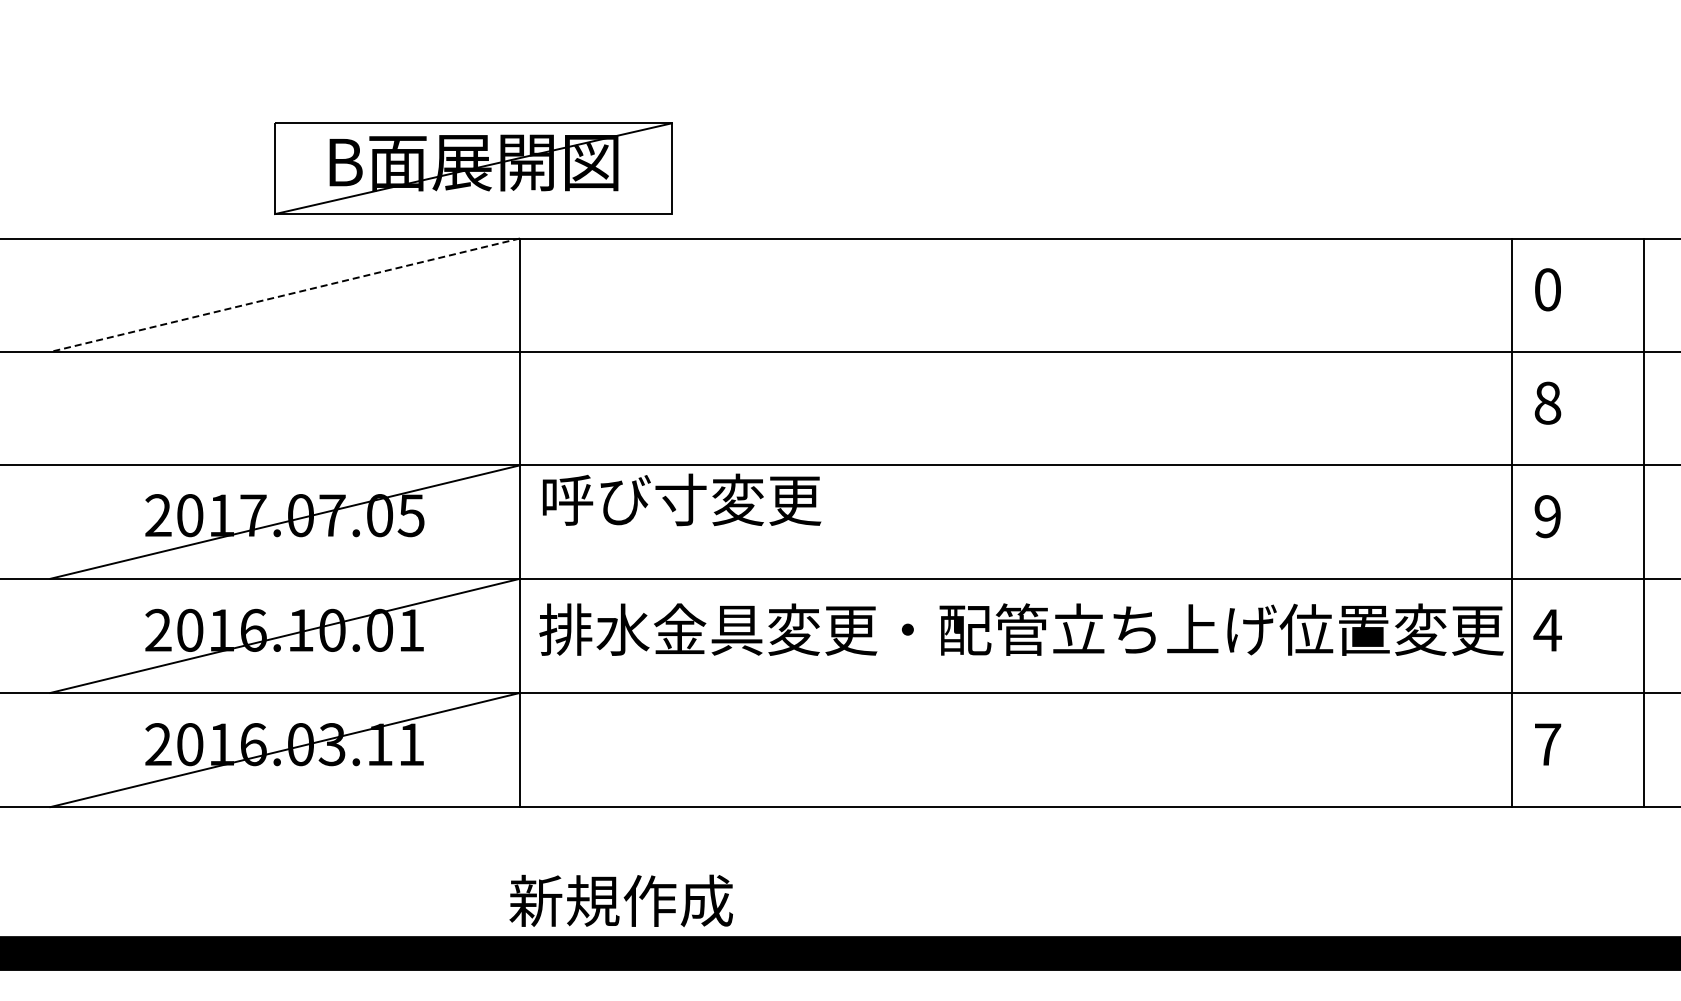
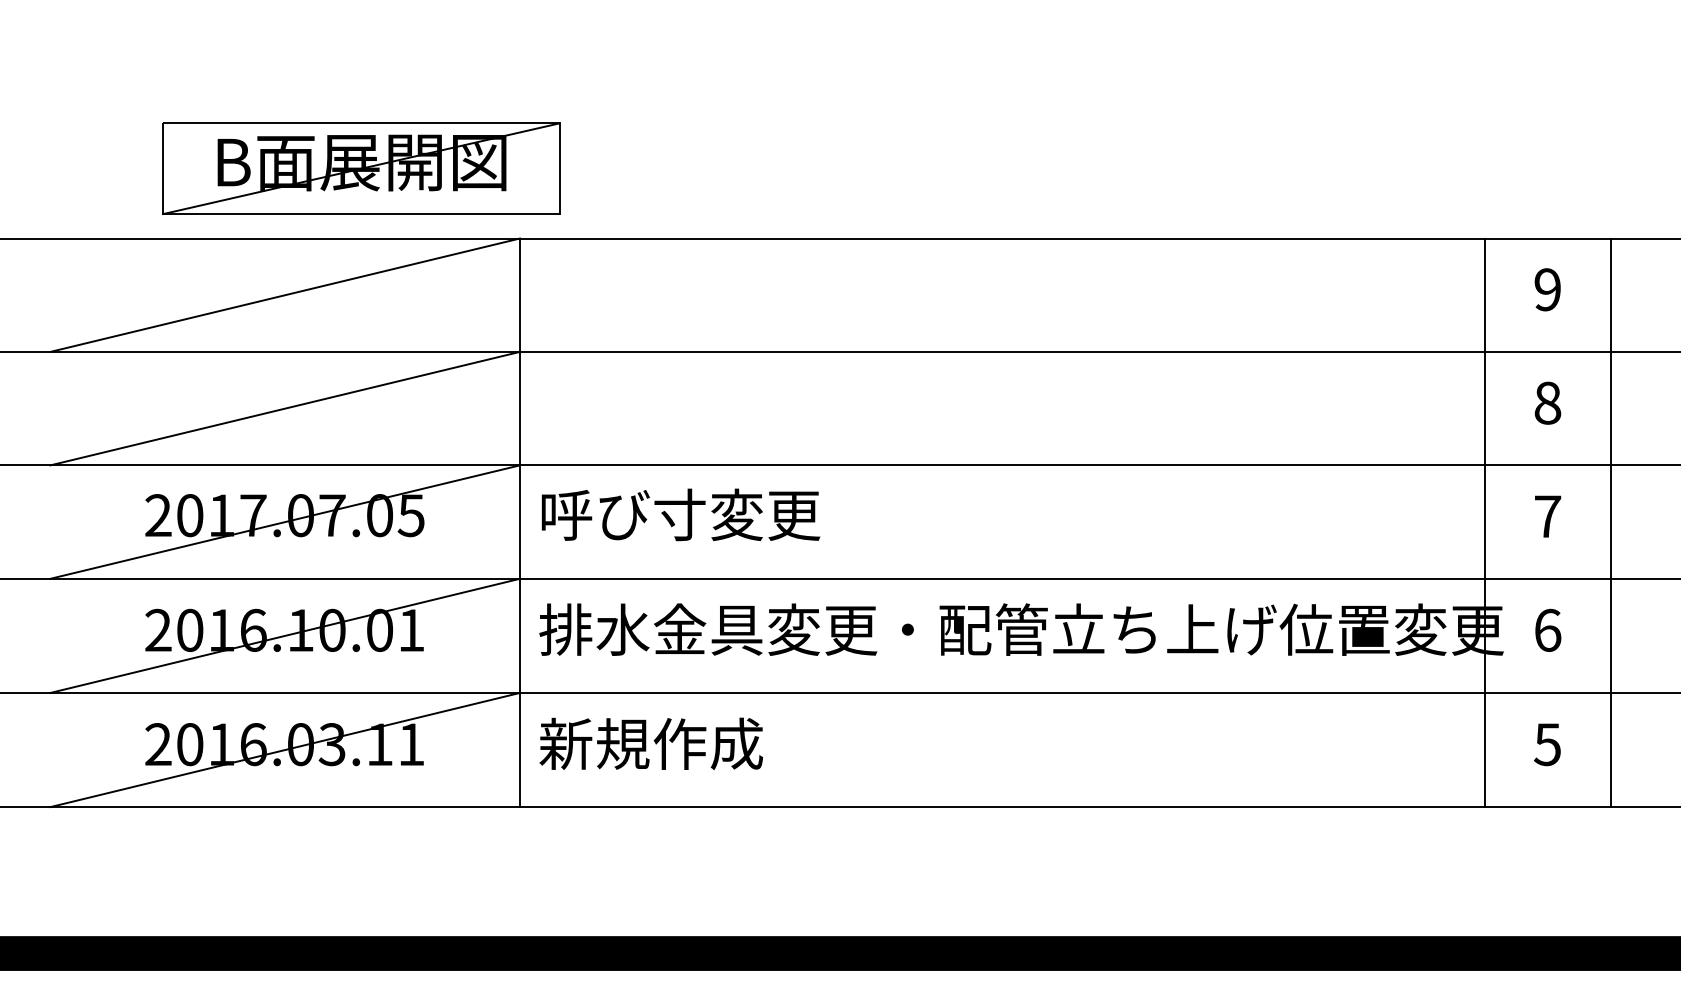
part position: (473, 168) -> (361, 168) (361, 168)
text: 0 -> 9 (1547, 289)
line: dashed -> solid (285, 295)
line: none -> present (284, 408)
text position: (681, 499) -> (680, 514) (680, 514)
text: 9 -> 7 (1547, 516)
line position: (1512, 522) -> (1485, 522) (1485, 522)
line position: (1643, 522) -> (1610, 522) (1610, 522)
text: 4 -> 6 (1547, 629)
text: 7 -> 5 (1547, 744)
text position: (620, 900) -> (650, 743) (650, 743)
